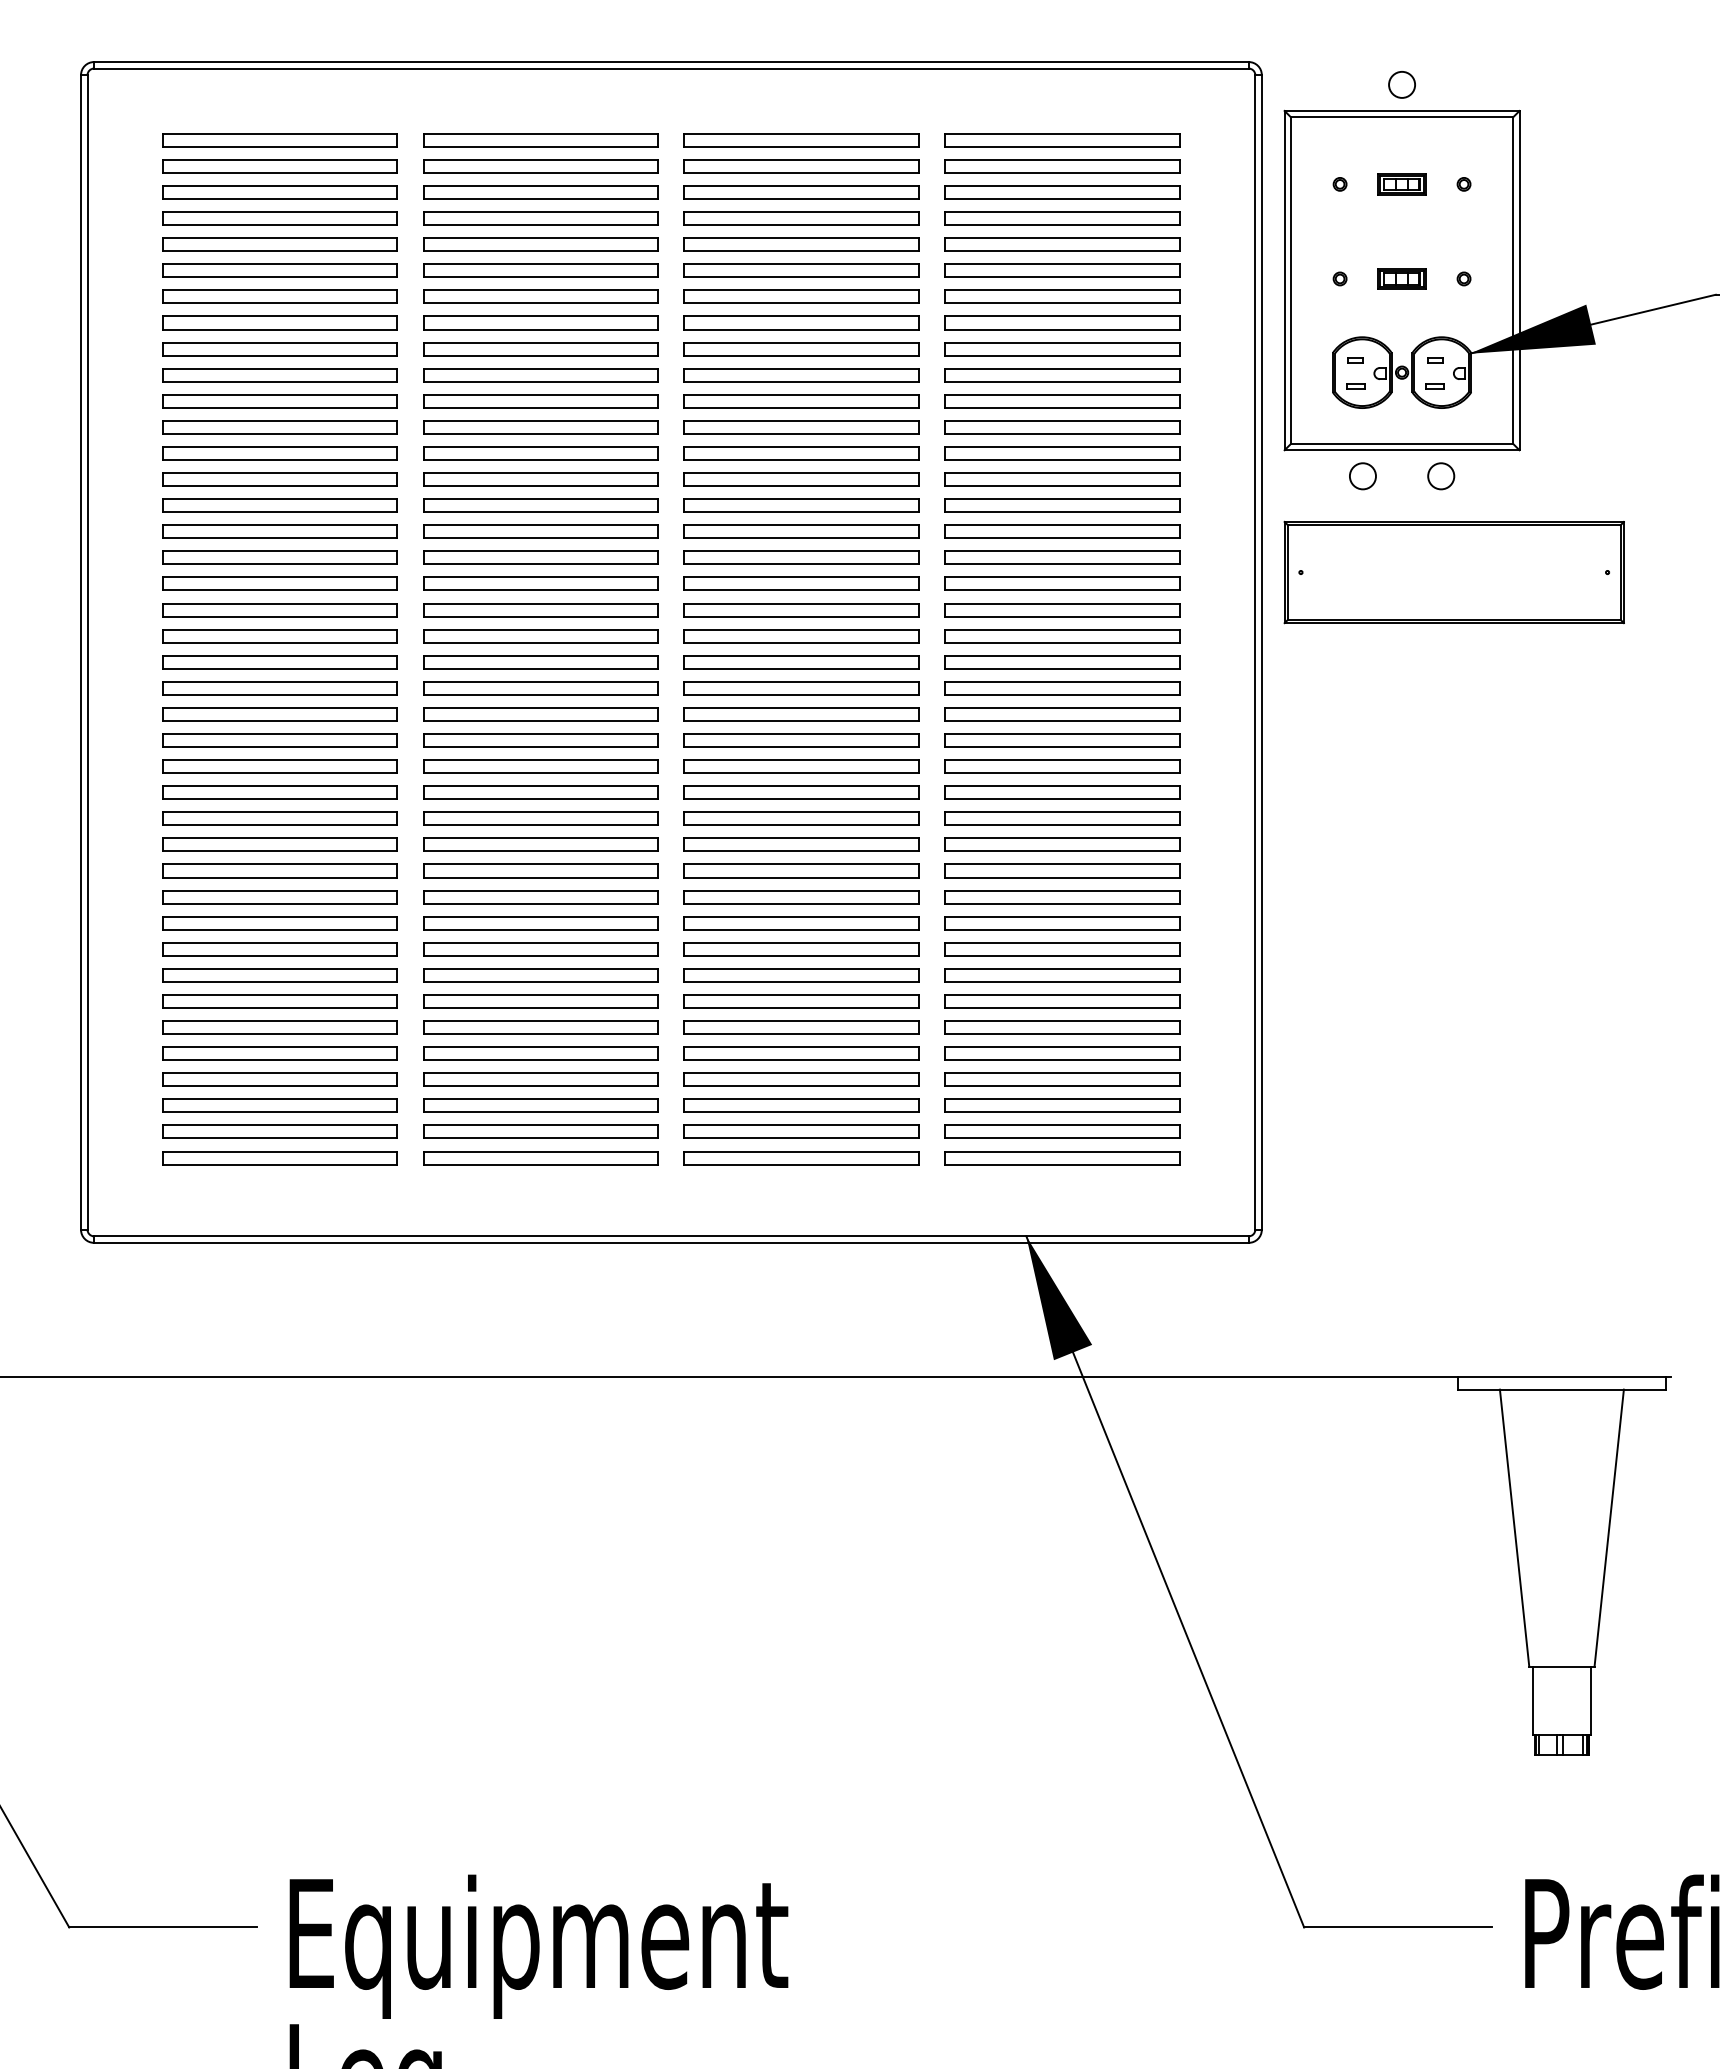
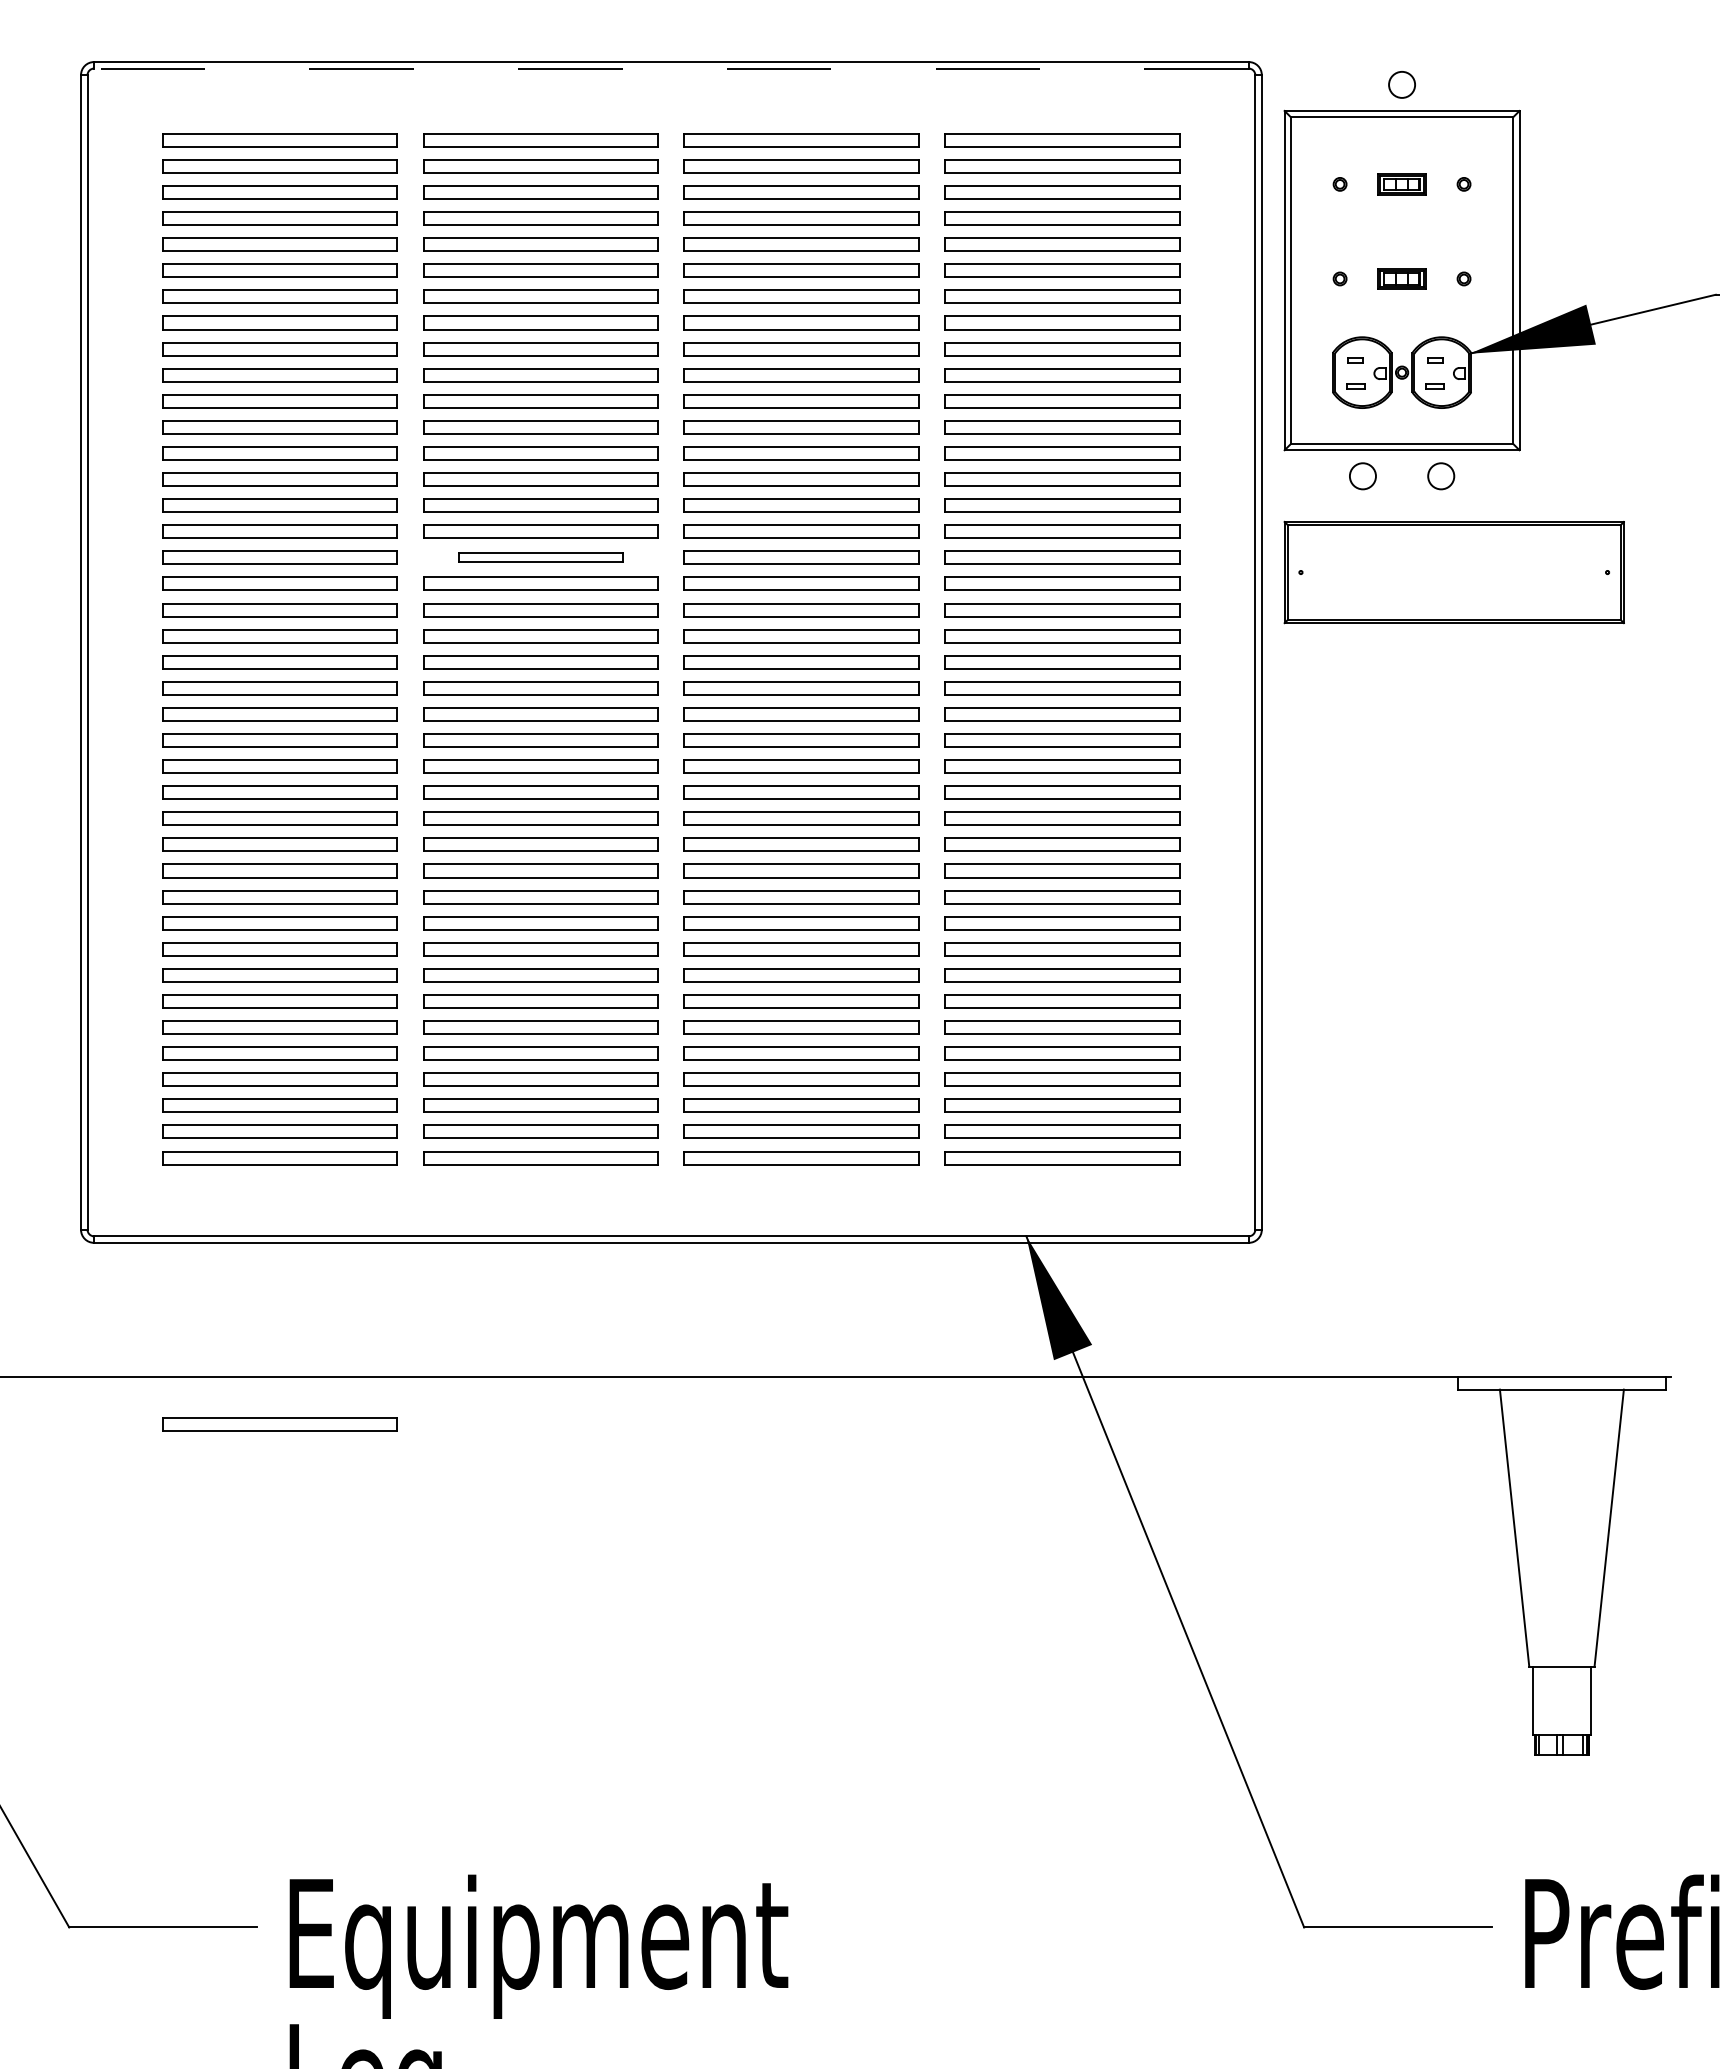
line: solid -> dashed (670, 68)
part size: 236x15 px -> 166x11 px (540, 557)
part: none -> present (279, 1424)
